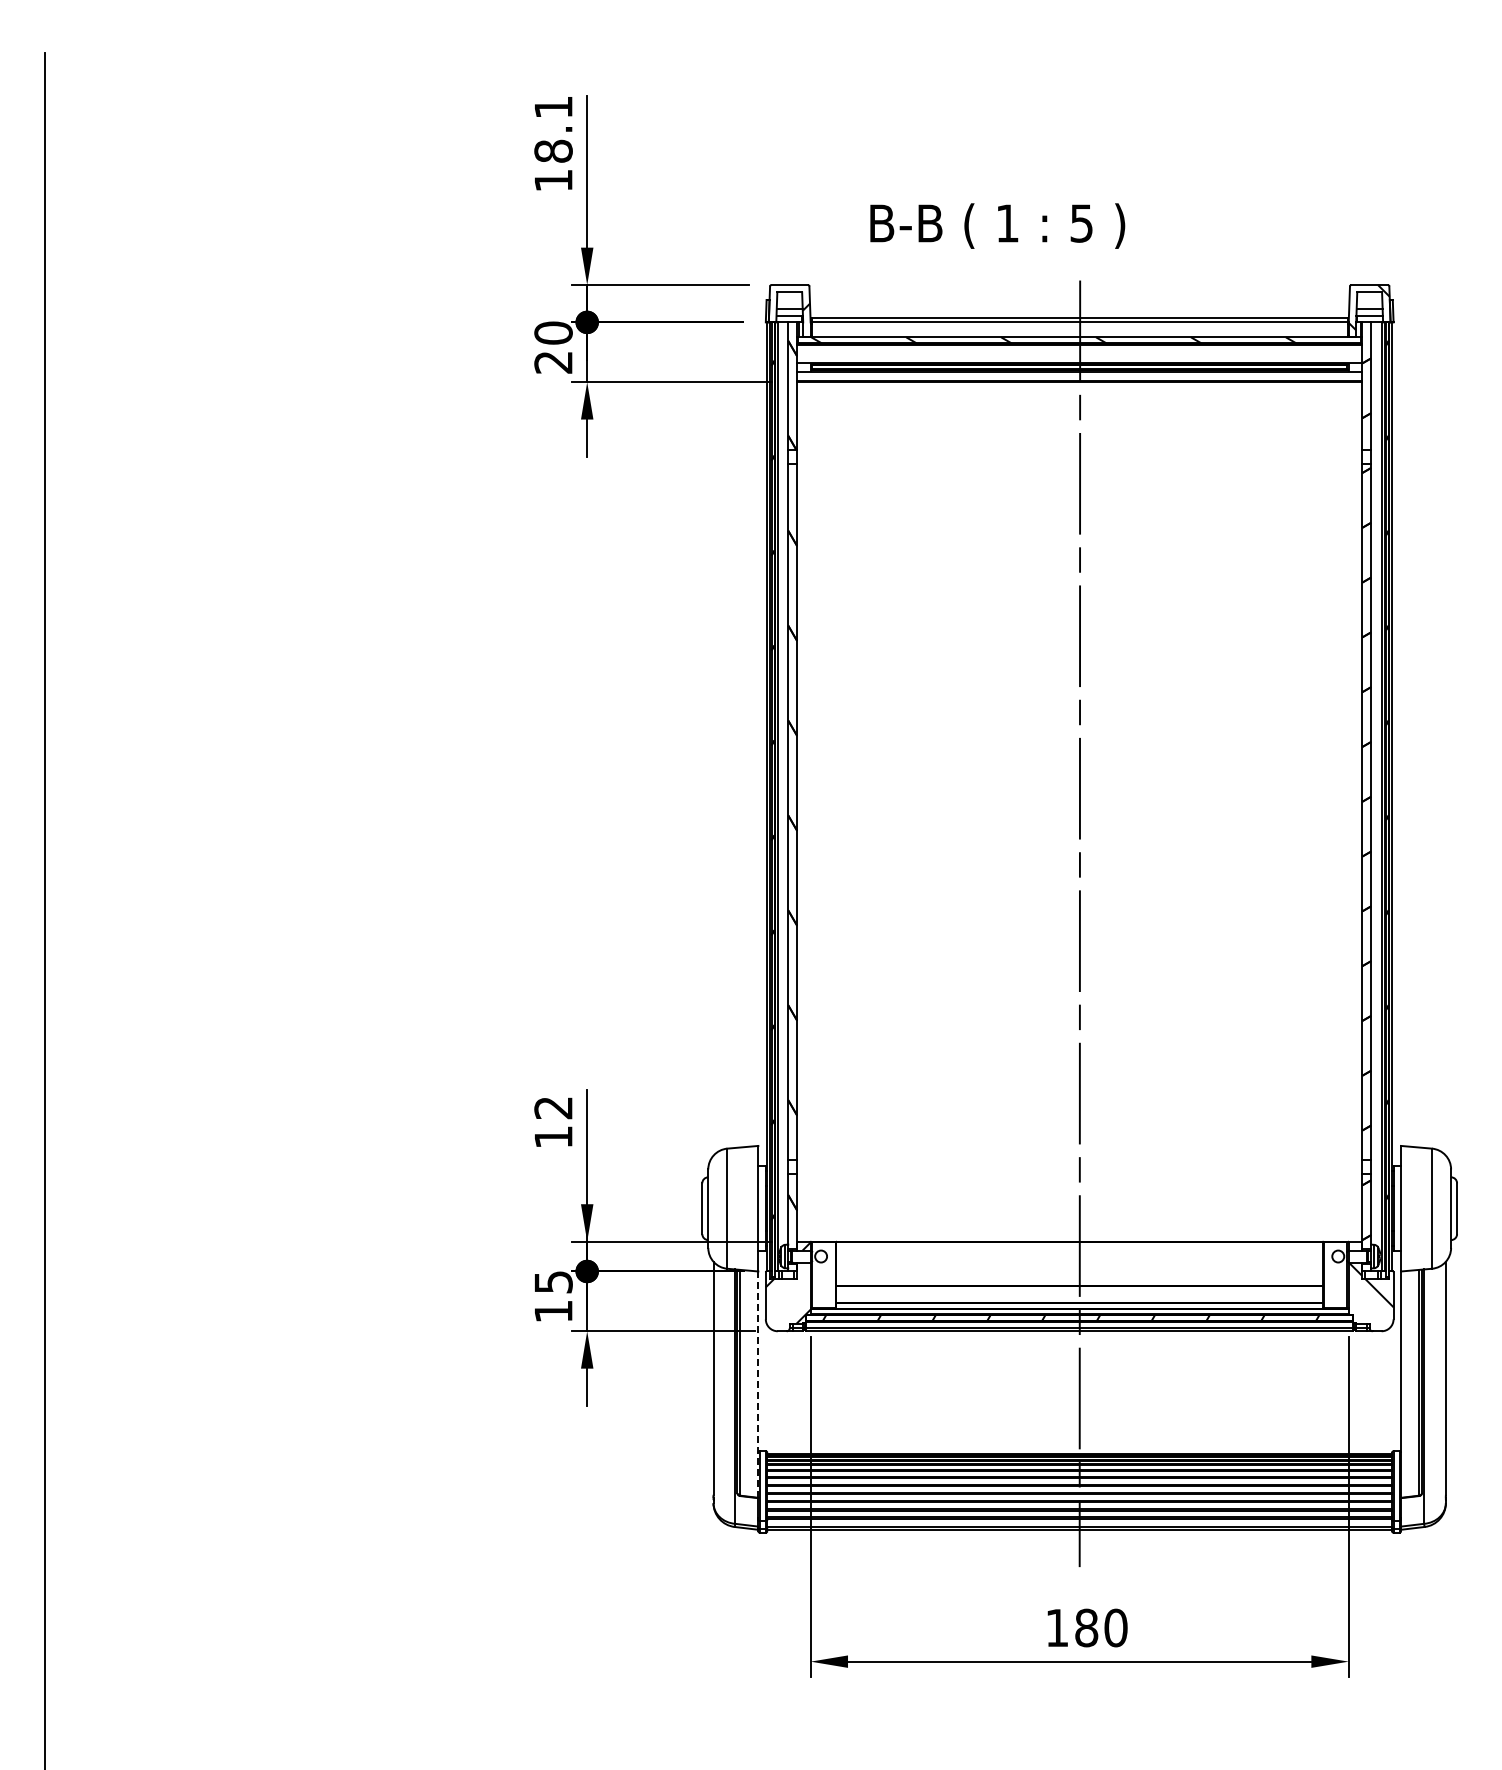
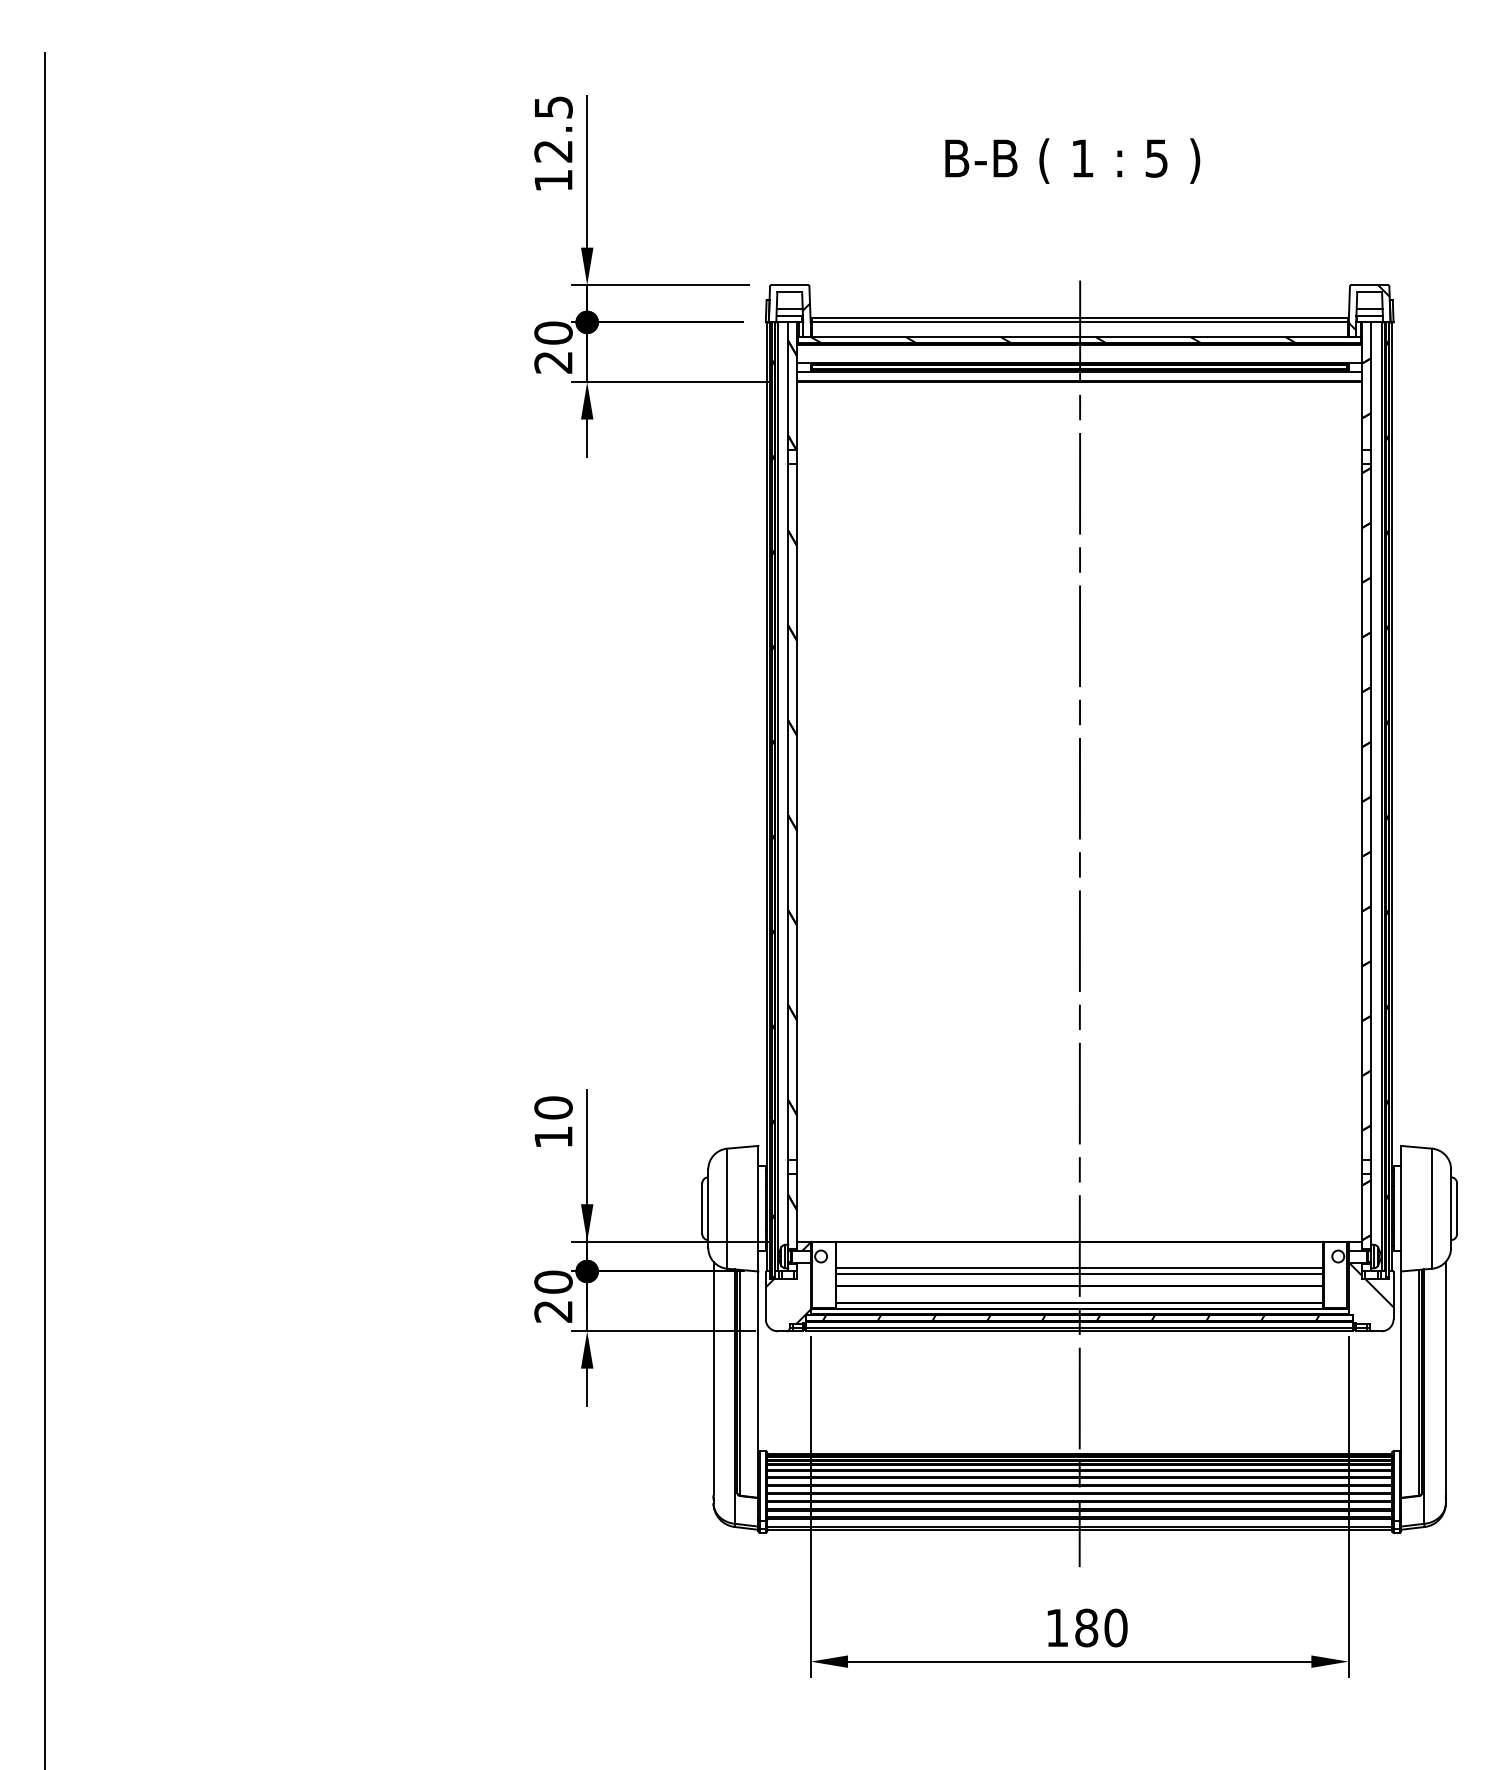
text: 18.1 -> 12.5 (553, 129)
text position: (997, 225) -> (1072, 160) (1072, 160)
text: 12 -> 10 (553, 1107)
line: none -> present (1079, 1268)
line: none -> present (1079, 1274)
text: 15 -> 20 (553, 1296)
line: dashed -> solid (758, 1384)
